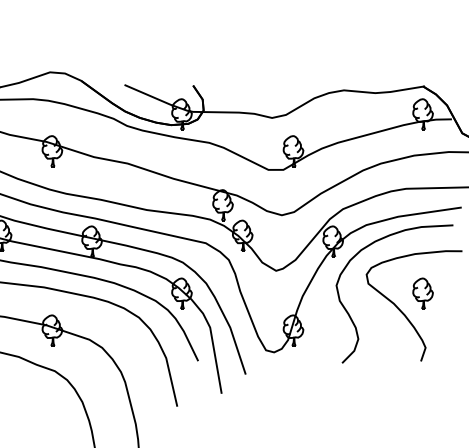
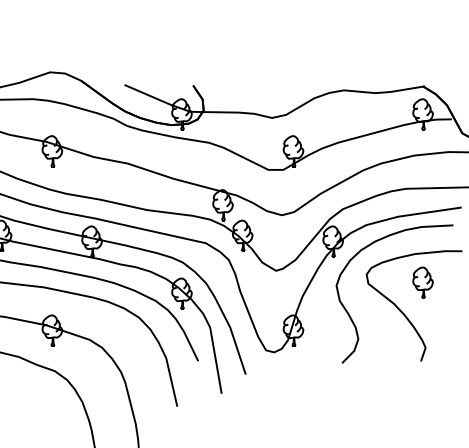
part position: (422, 293) -> (422, 282) (422, 282)
